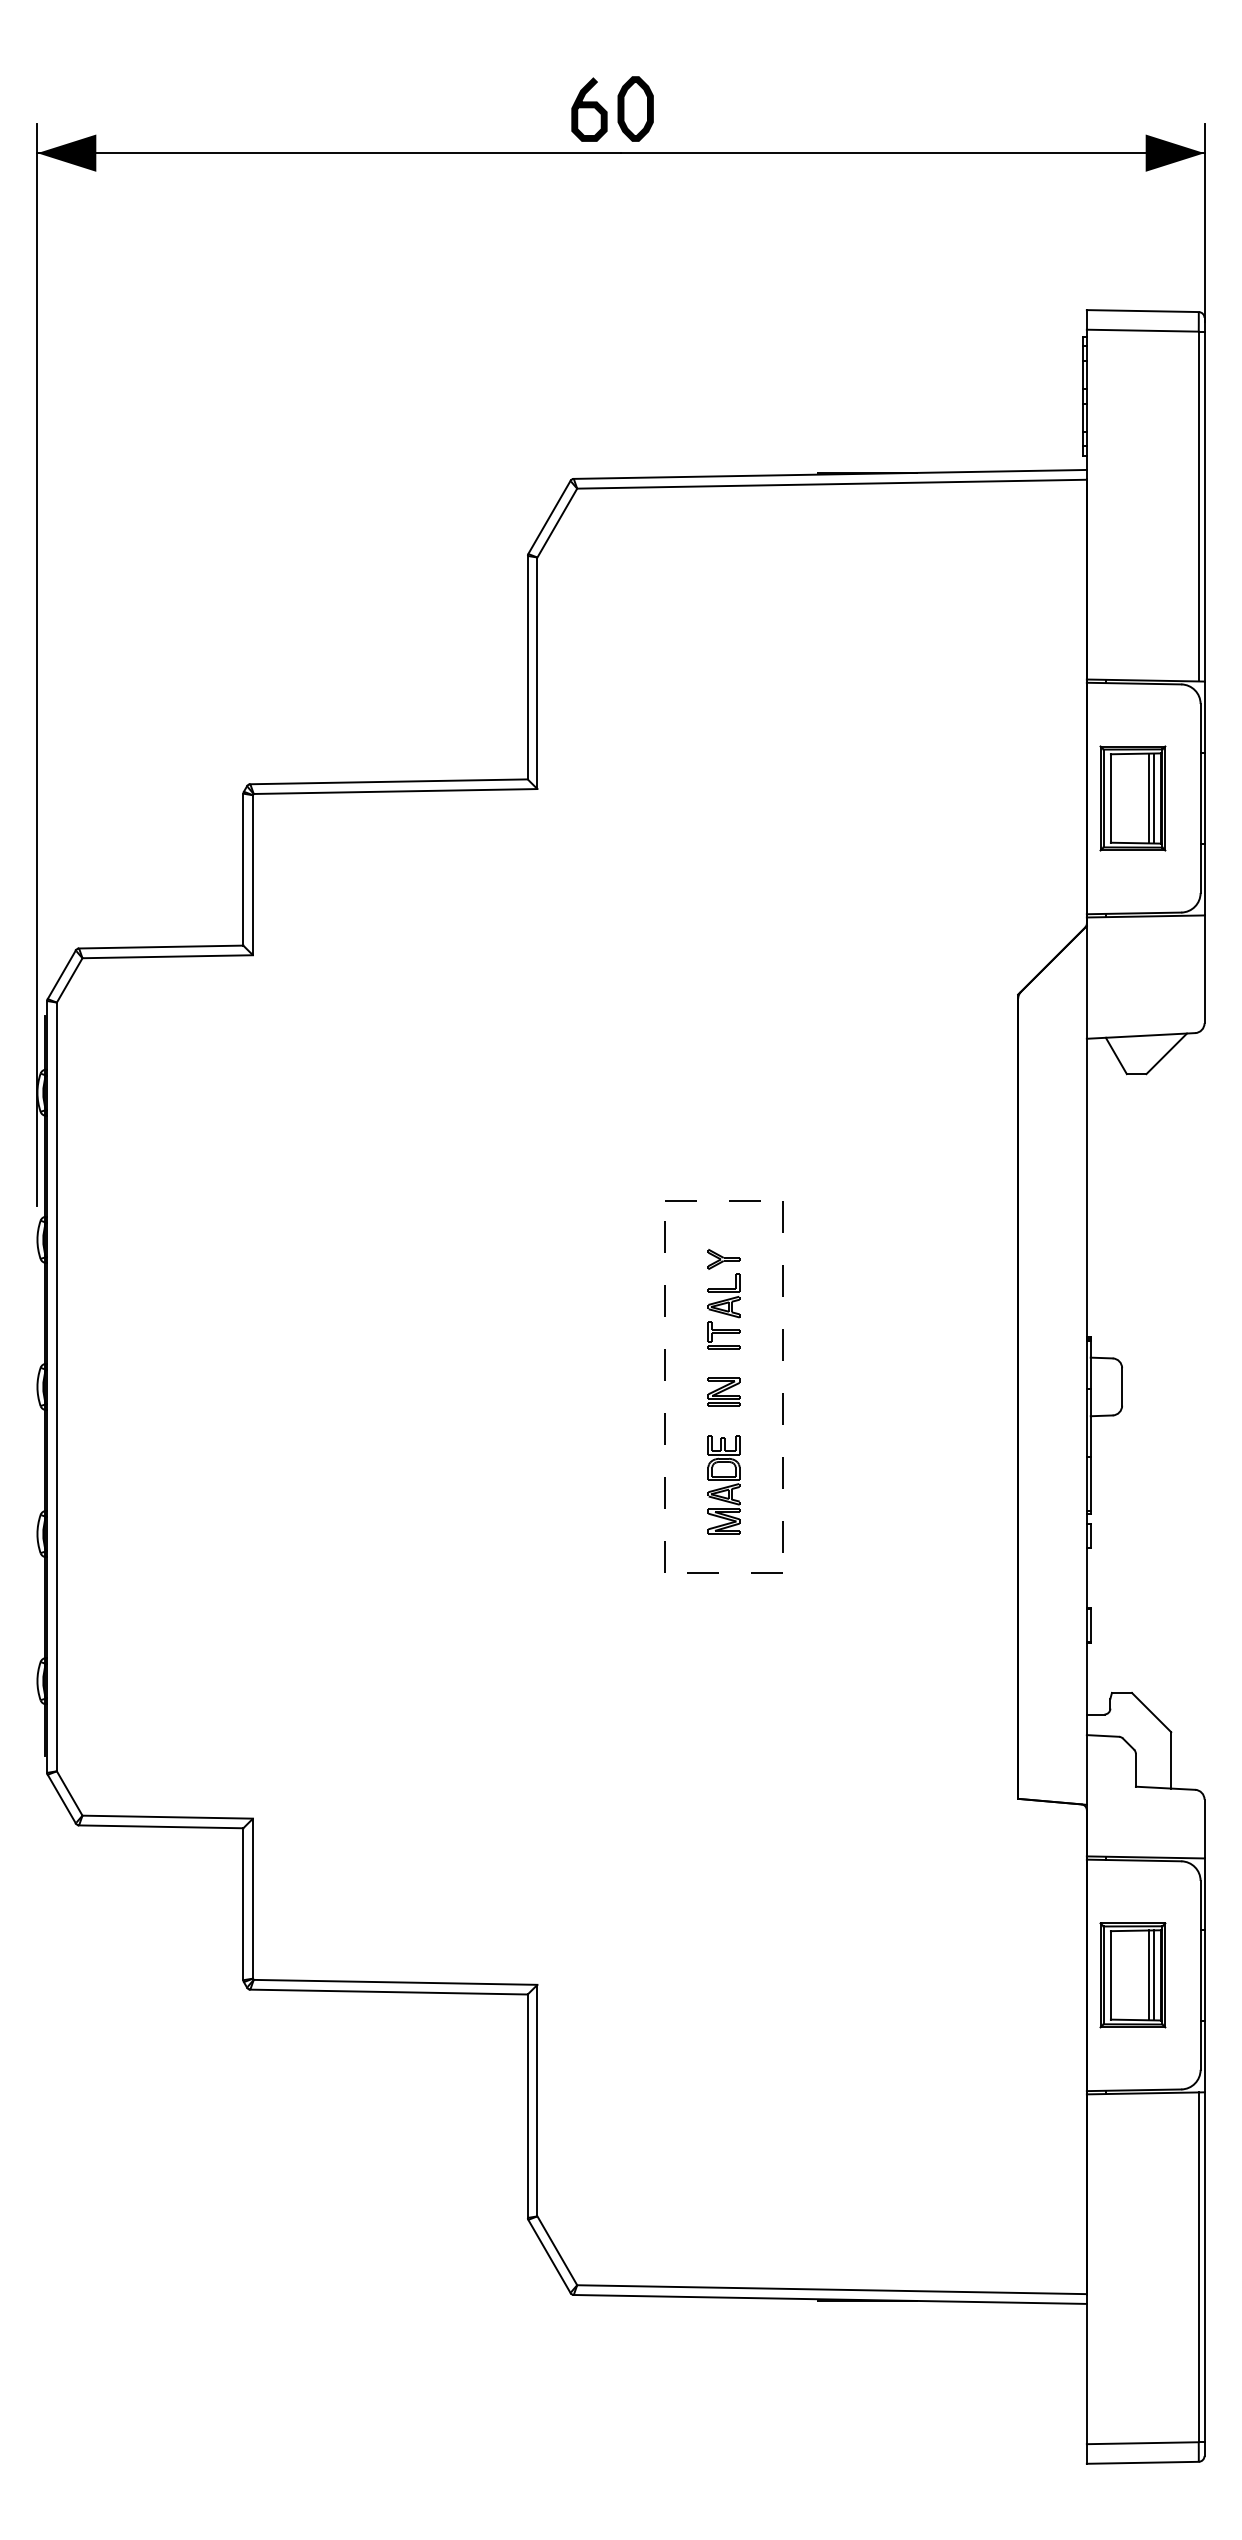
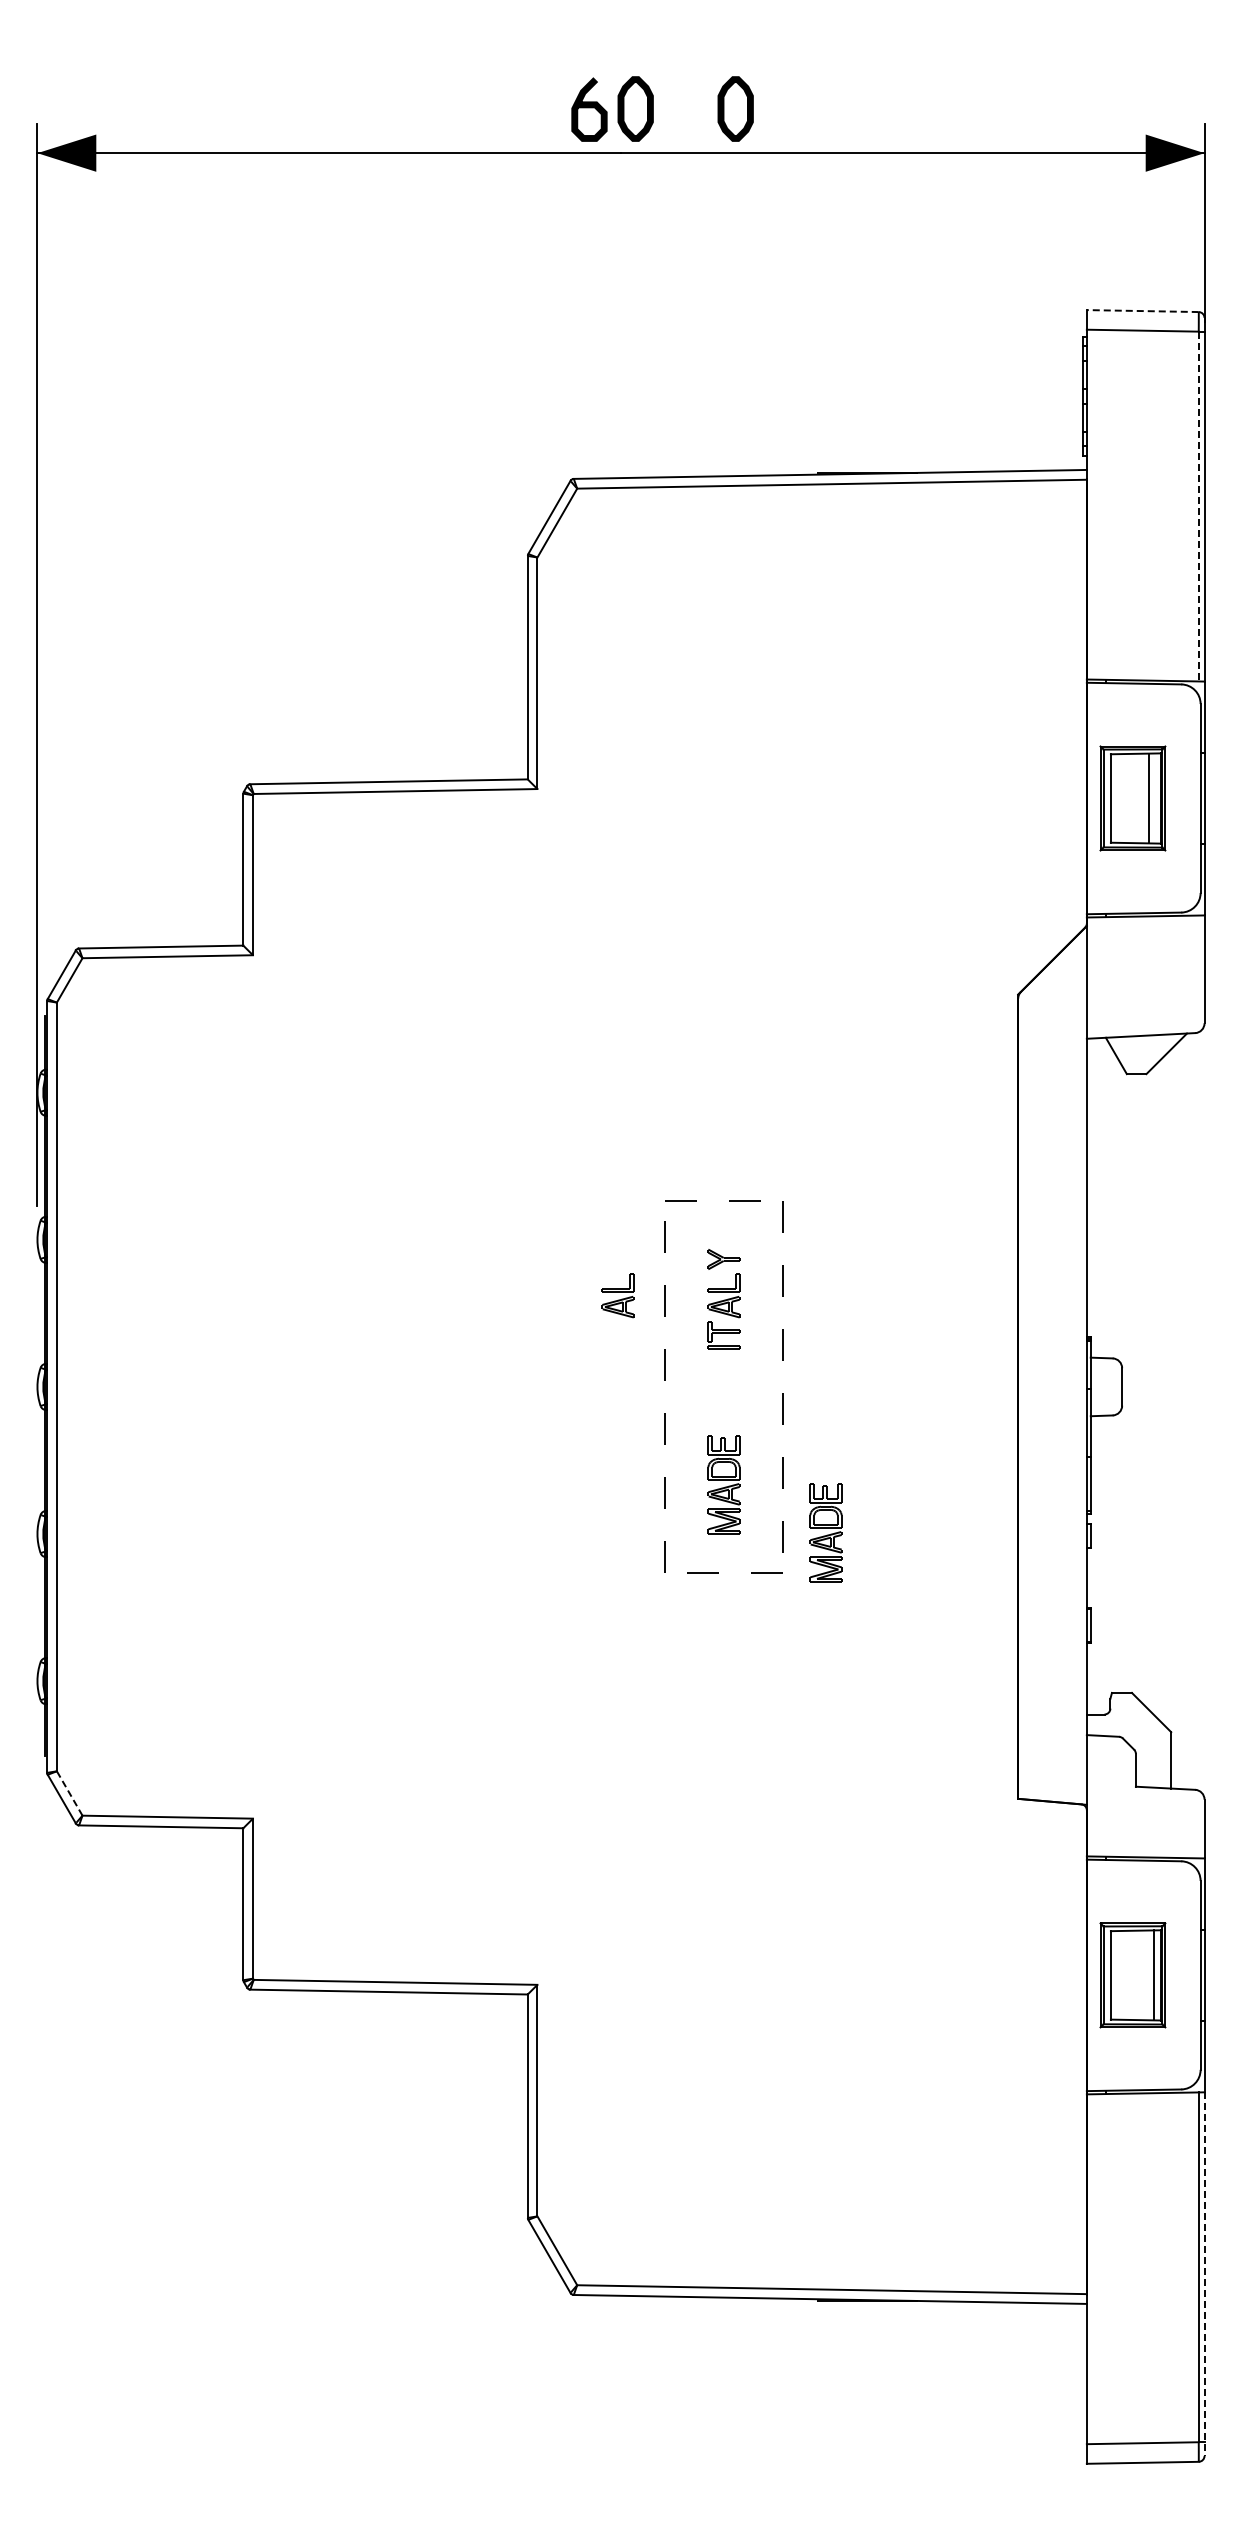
part: none -> present (735, 108)
line: solid -> dashed (1142, 311)
line: solid -> dashed (1198, 506)
line: present -> none (1153, 798)
part: none -> present (617, 1295)
part: present -> none (723, 1391)
part: none -> present (825, 1532)
line: solid -> dashed (69, 1793)
line: present -> none (1149, 1975)
line: solid -> dashed (1204, 2274)
